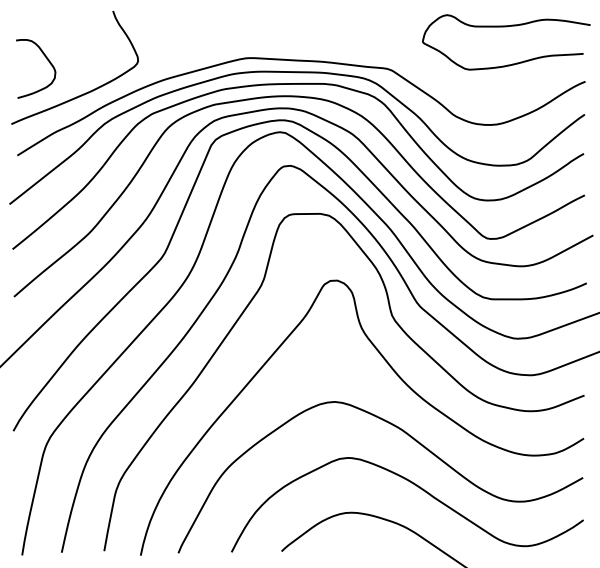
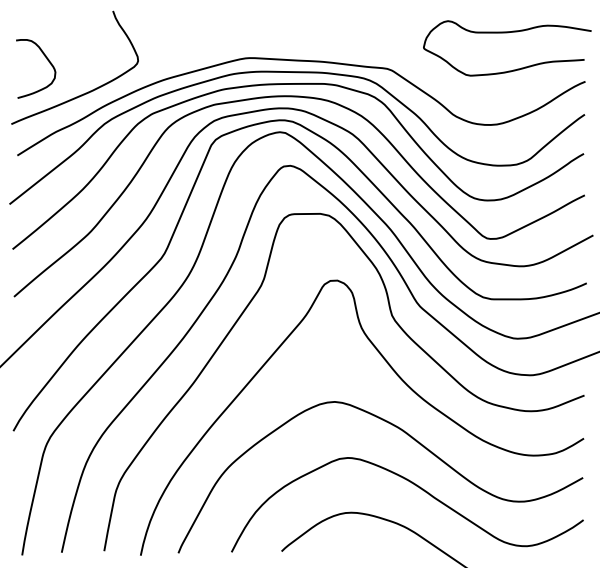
curve position: (506, 27) -> (507, 33) (507, 33)
